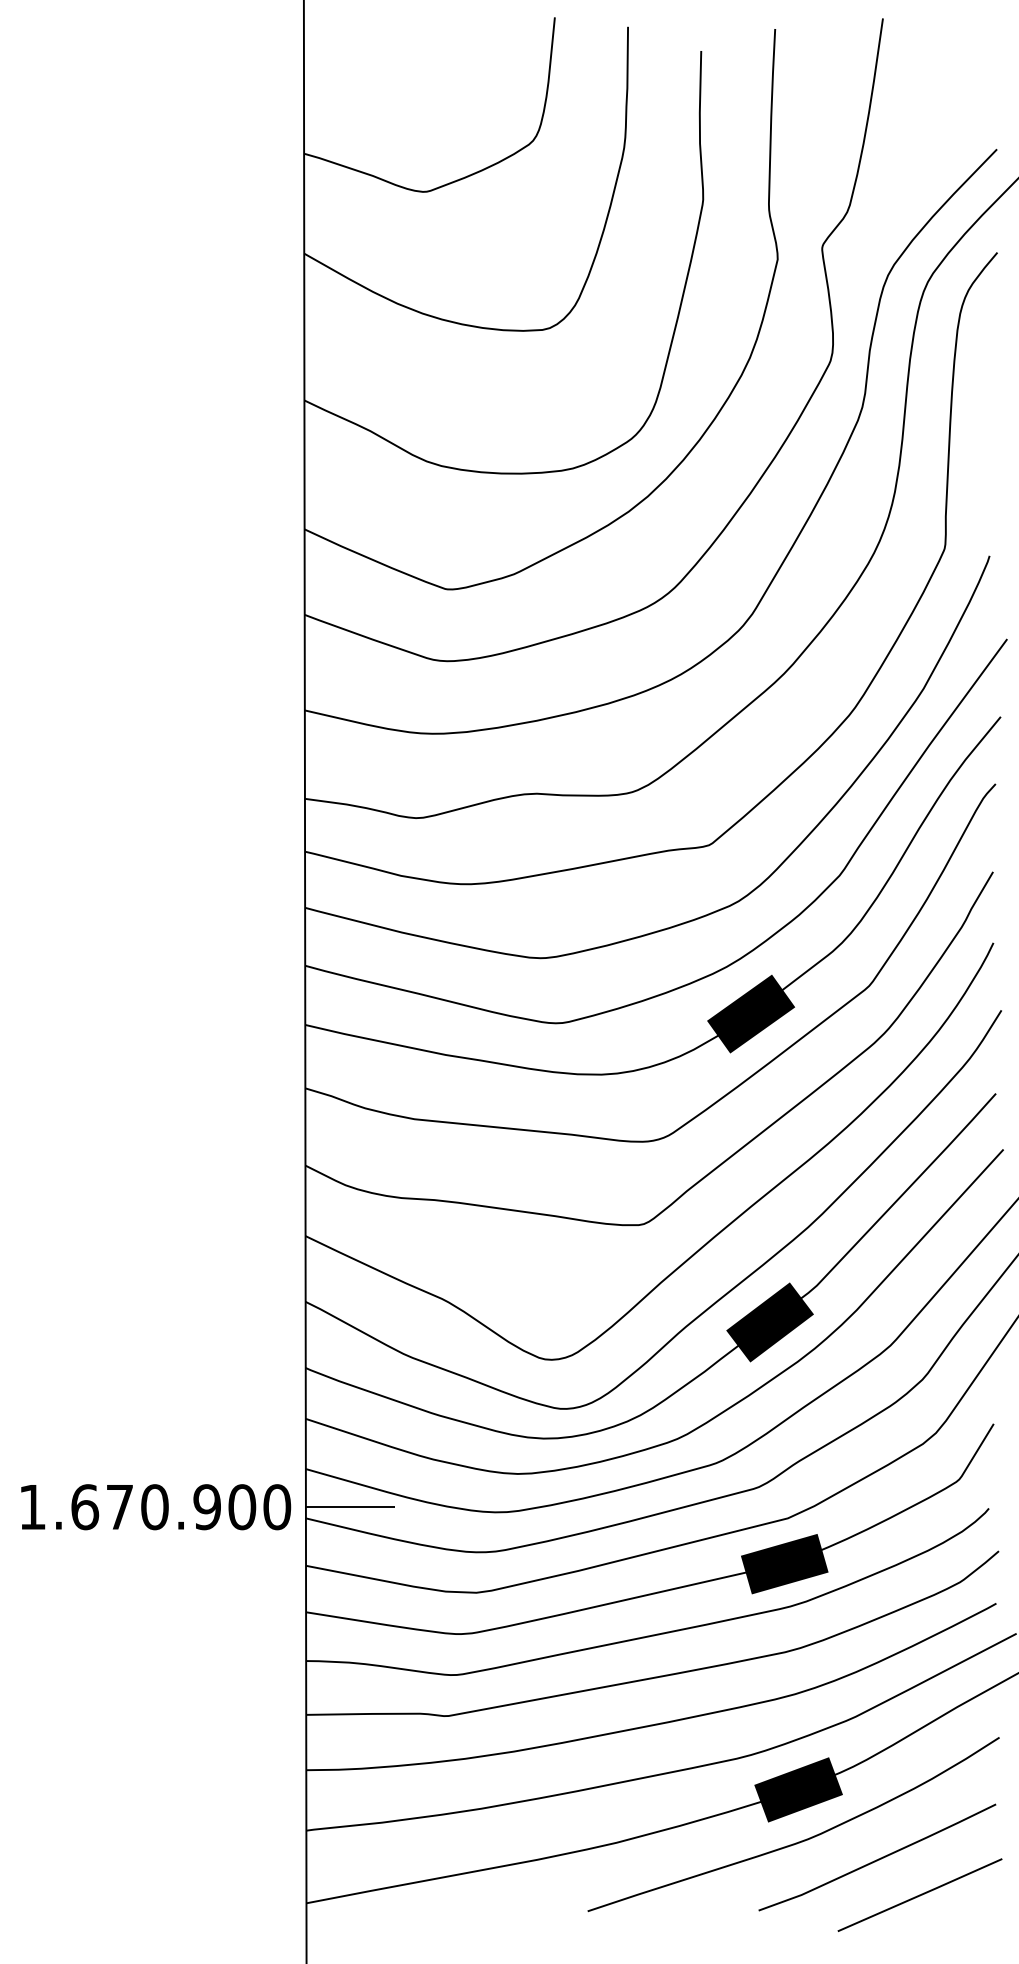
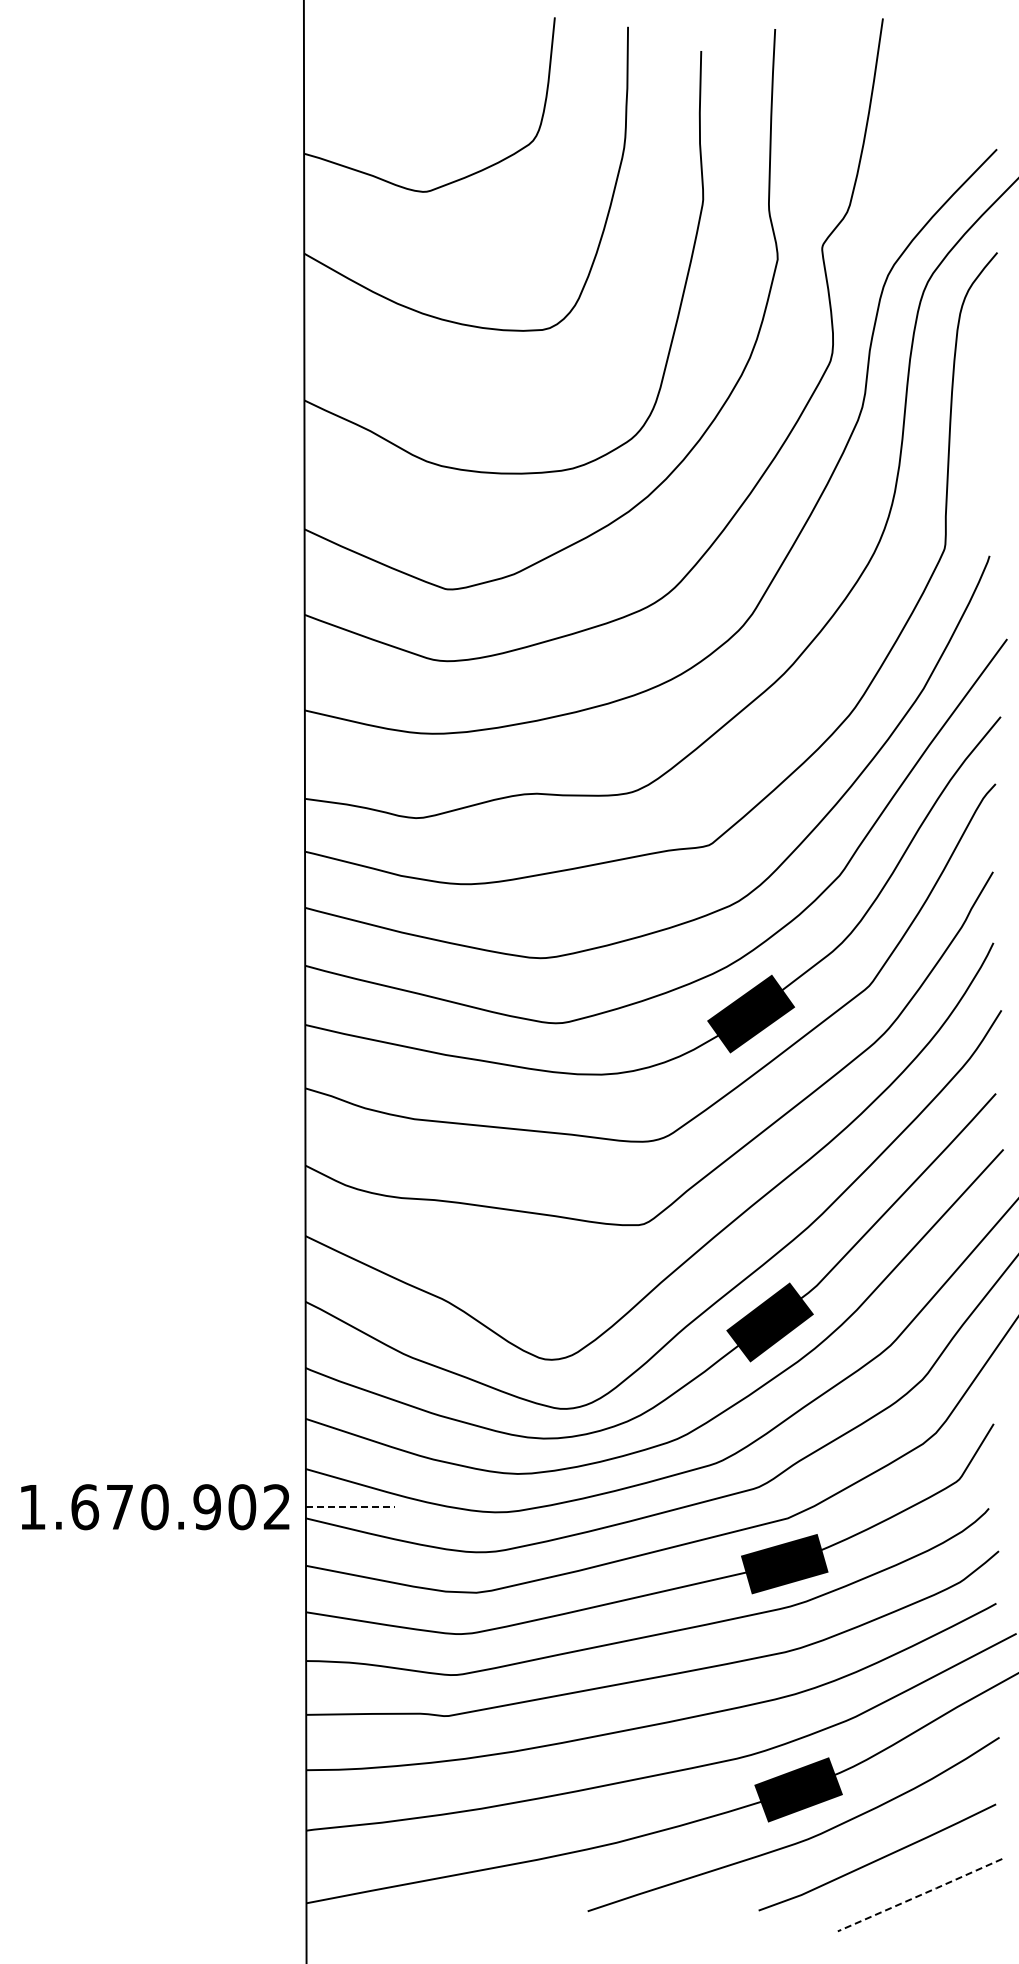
text: 1.670.900 -> 1.670.902 (277, 1507)
line: solid -> dashed (350, 1507)
line: solid -> dashed (920, 1895)
